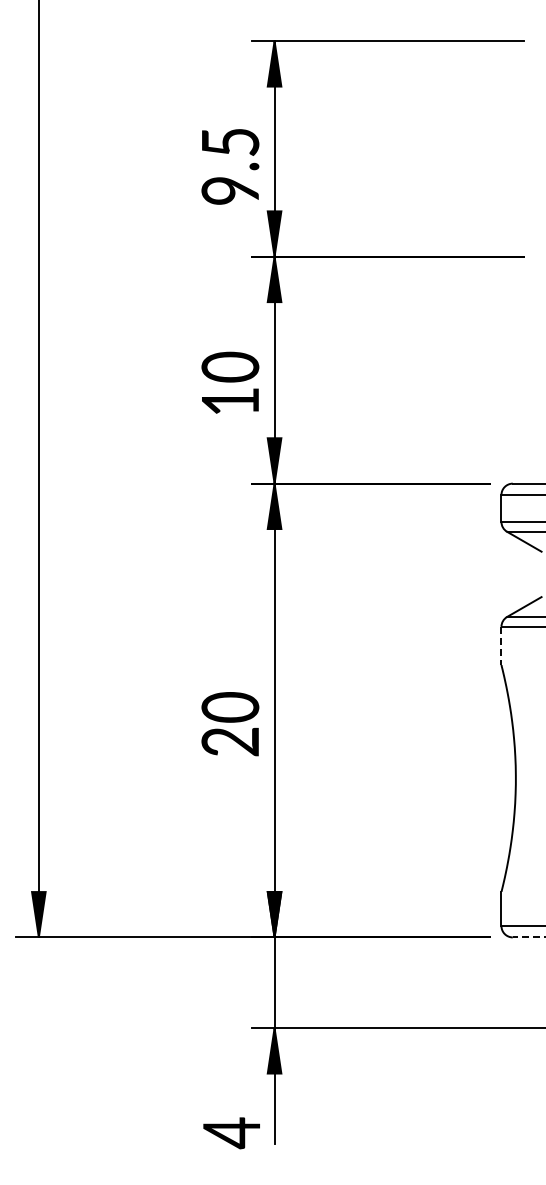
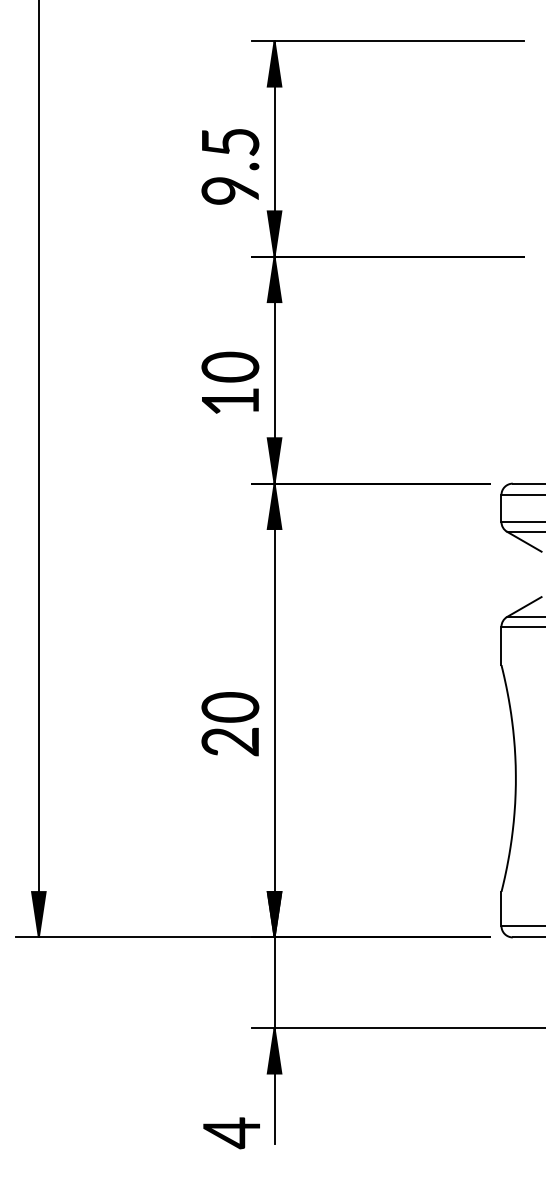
line: dashed -> solid (501, 646)
line: dashed -> solid (528, 937)
